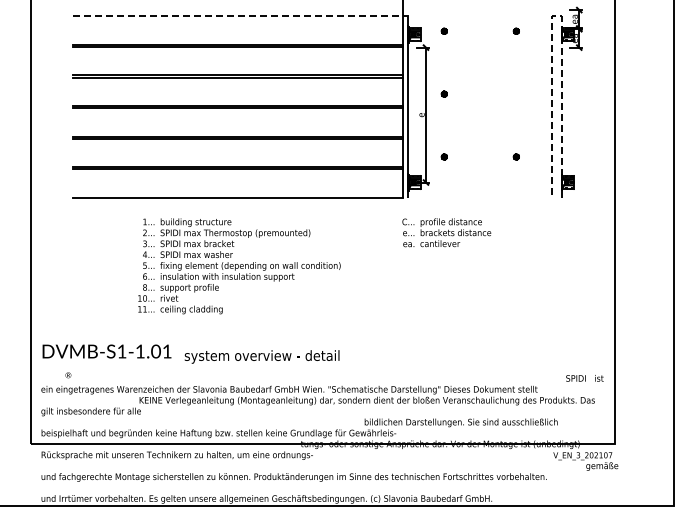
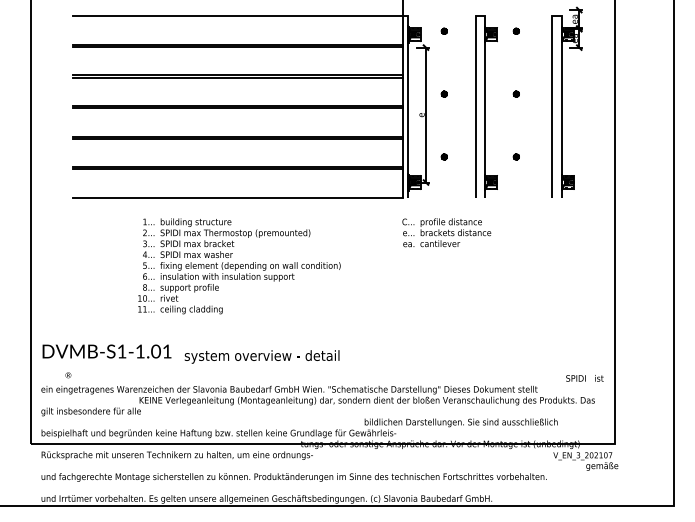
line: dashed -> solid (238, 16)
line: dashed -> solid (557, 16)
part: none -> present (515, 93)
part: none -> present (486, 106)
